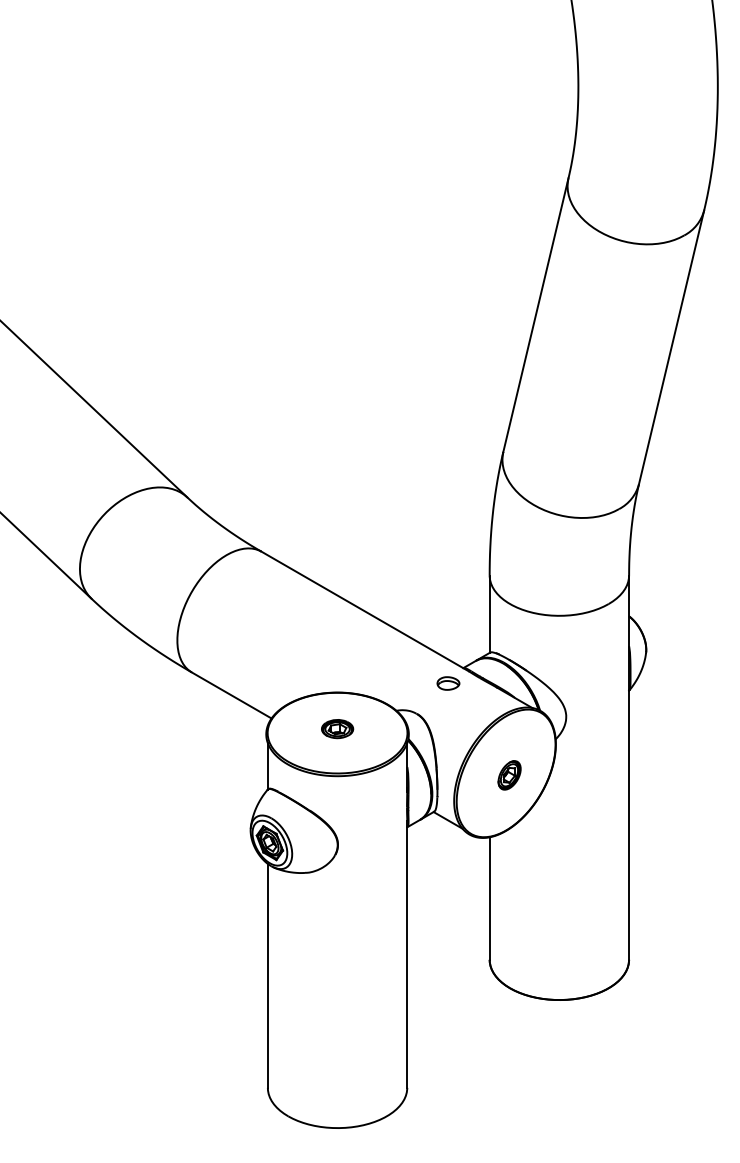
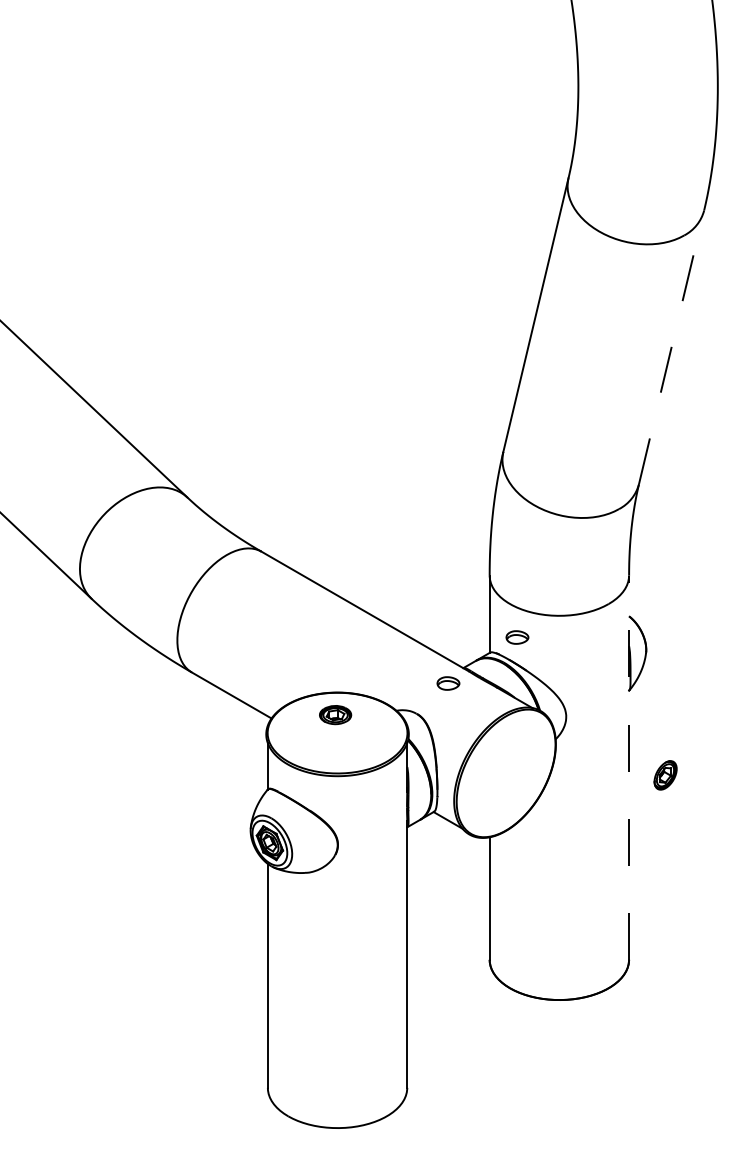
line: solid -> dashed (671, 347)
part: none -> present (517, 637)
part position: (337, 729) -> (335, 715) (335, 715)
line: solid -> dashed (629, 767)
part position: (509, 775) -> (665, 775) (665, 775)
